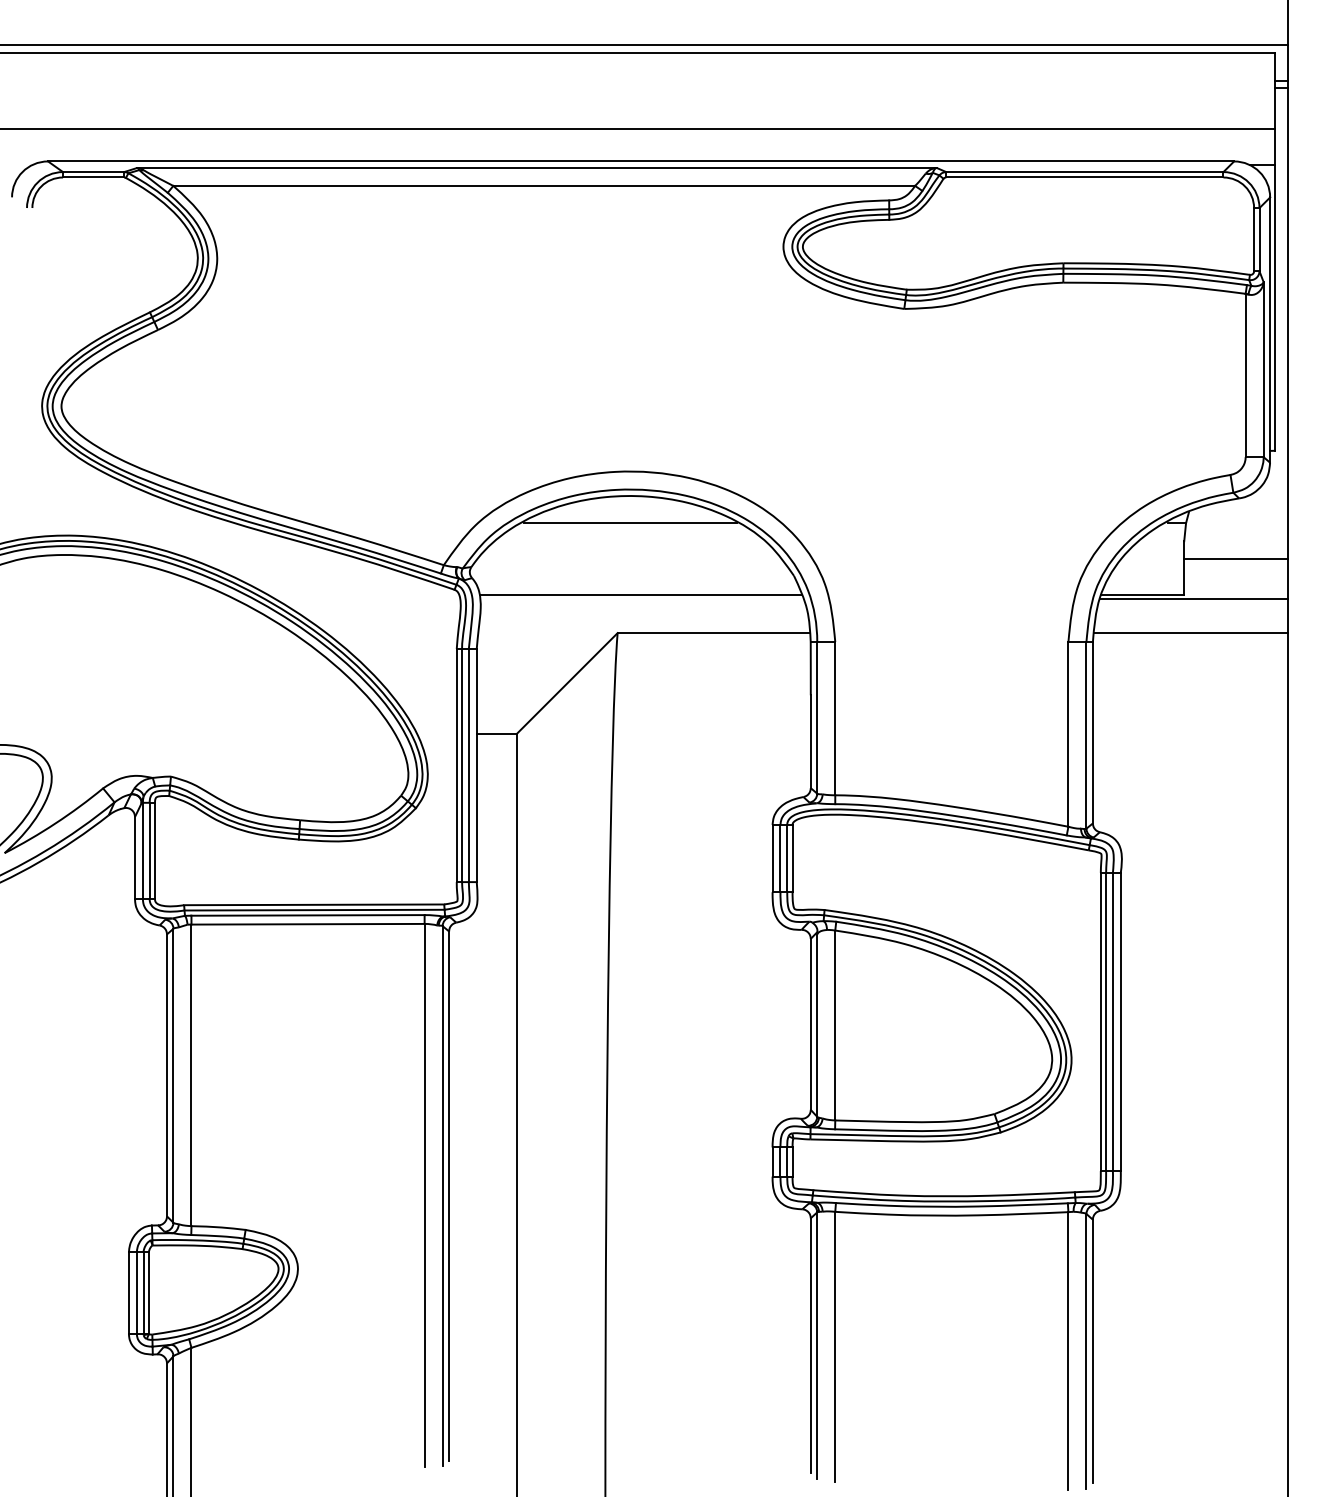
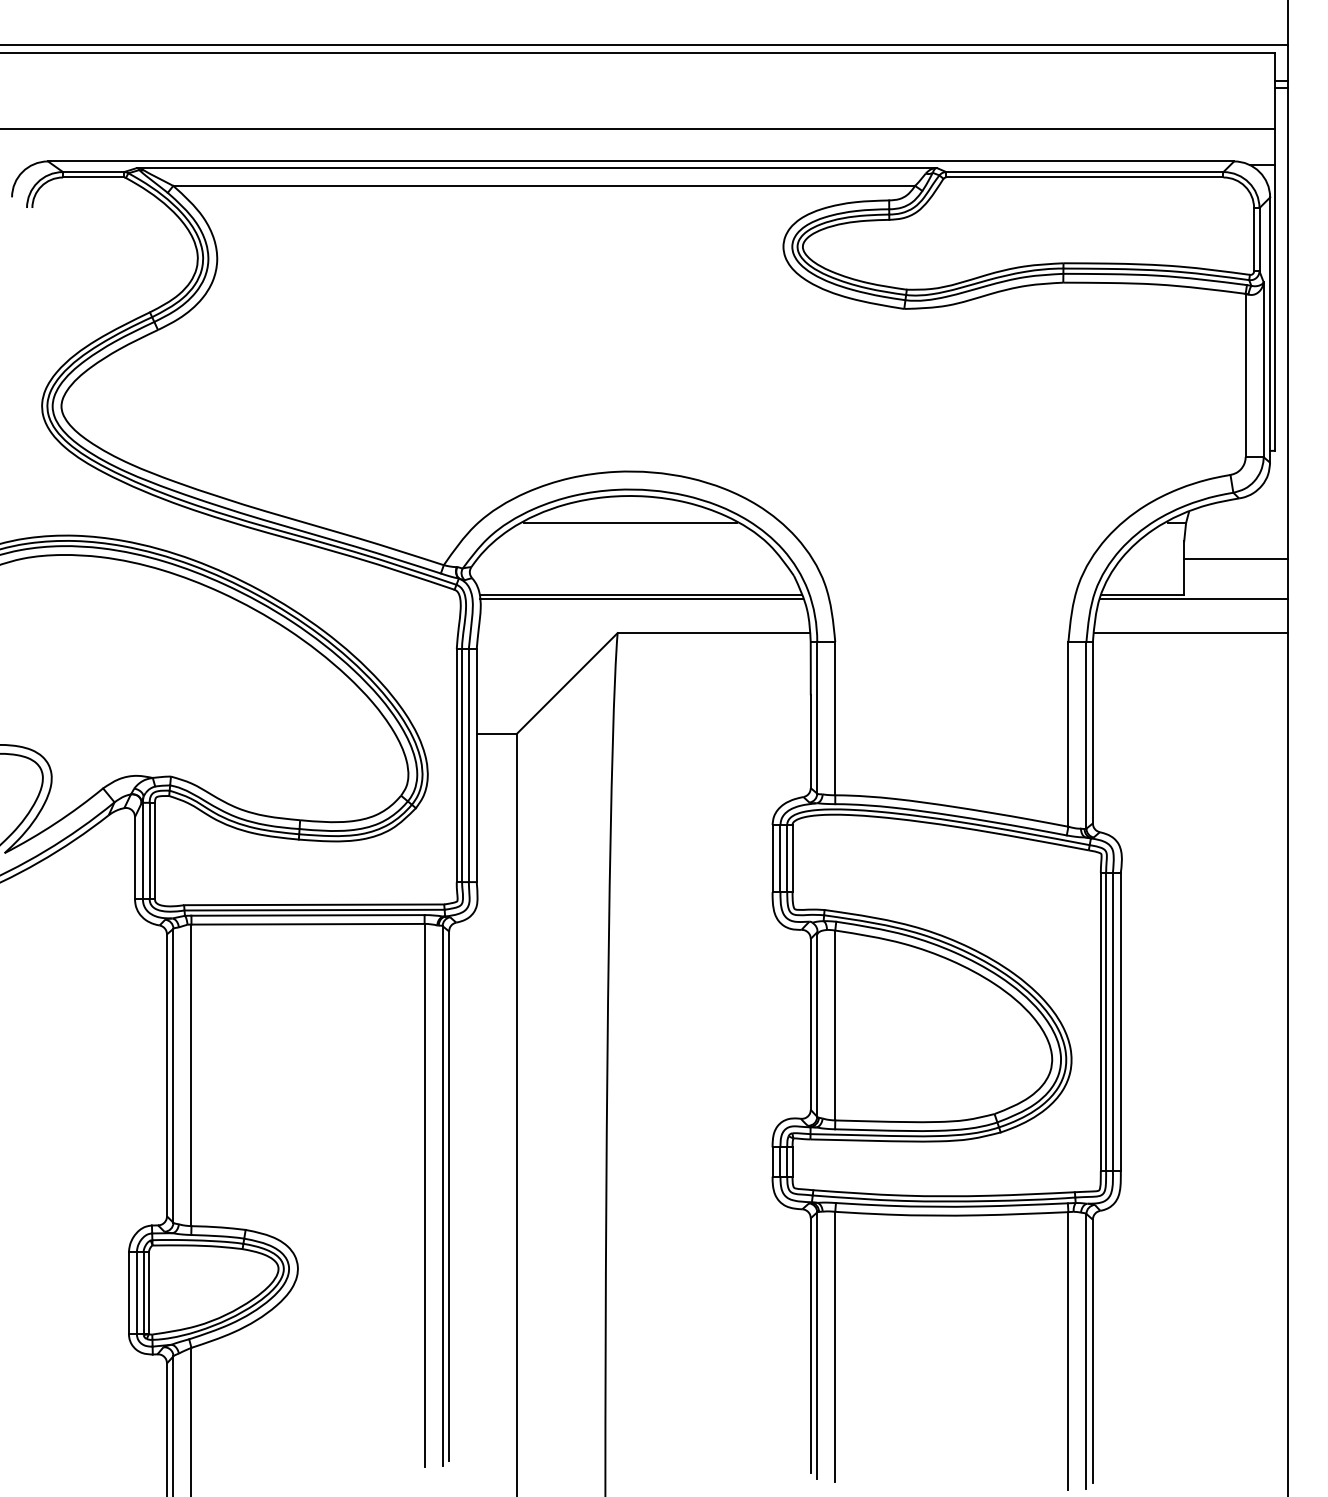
line: none -> present (640, 598)
